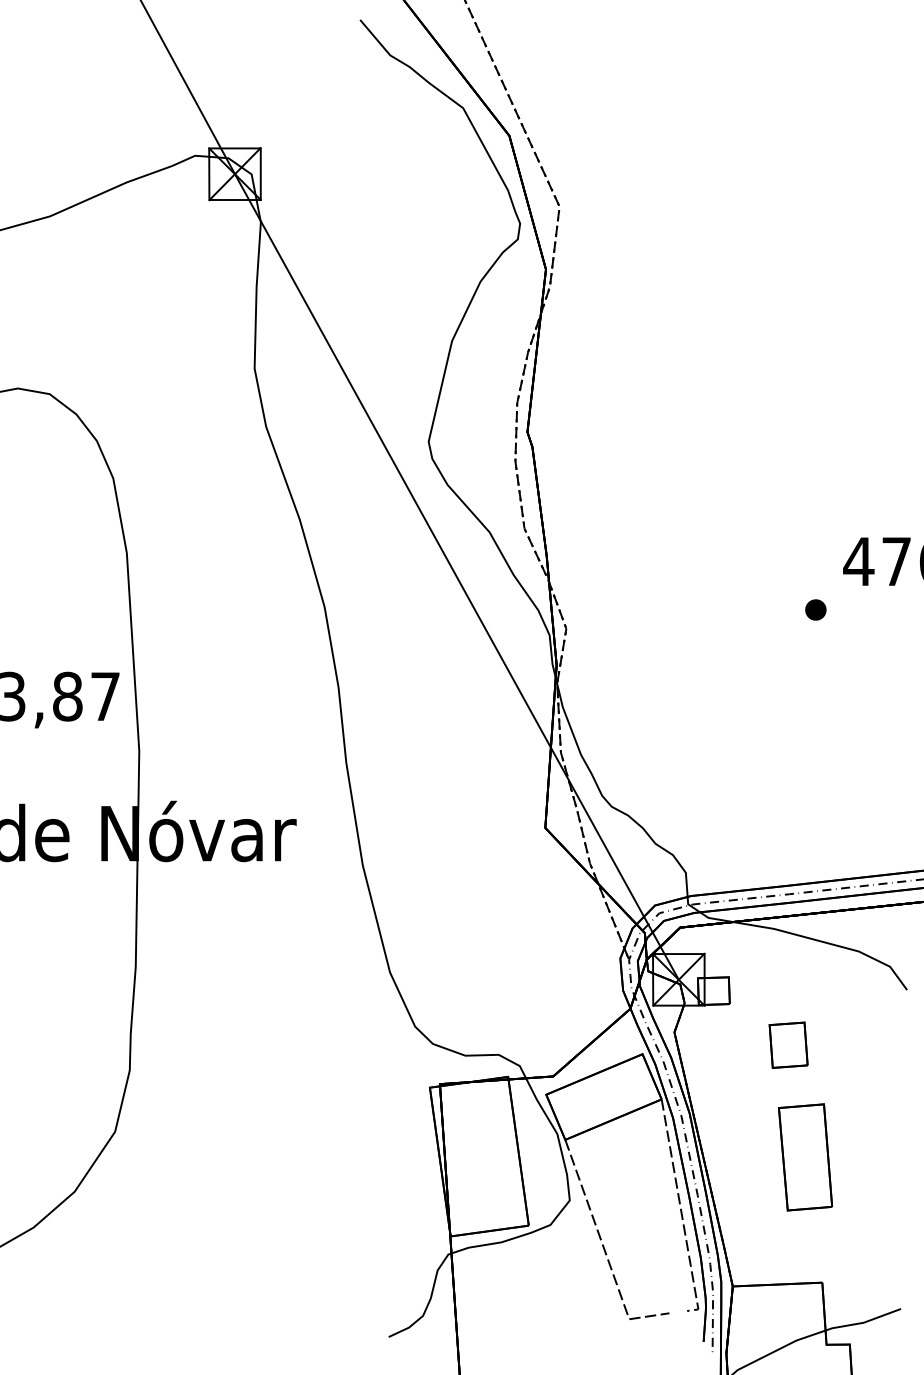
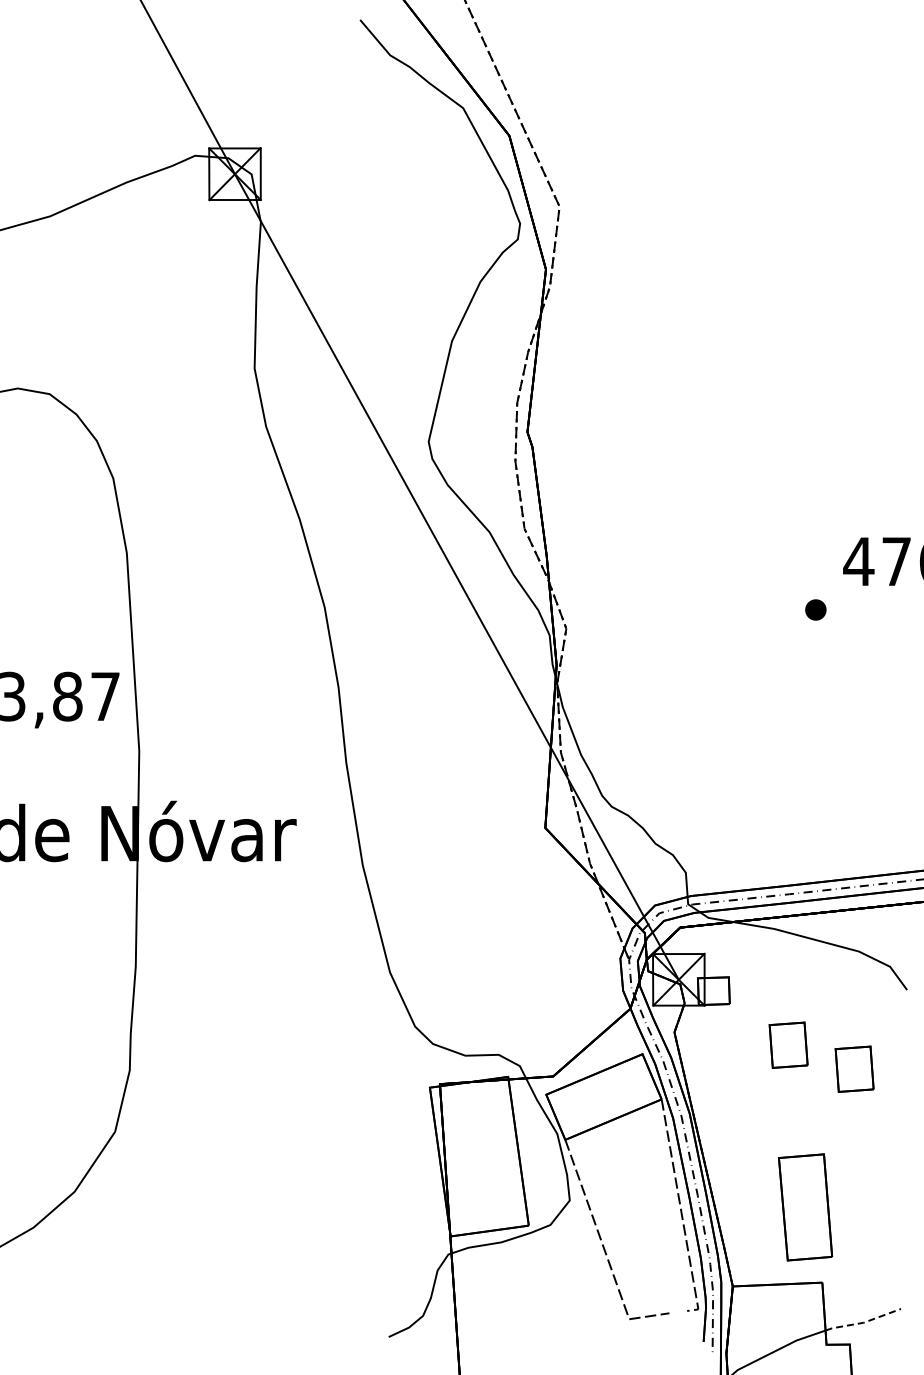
part: none -> present (854, 1068)
part position: (805, 1157) -> (805, 1207) (805, 1207)
line: solid -> dashed (863, 1322)
